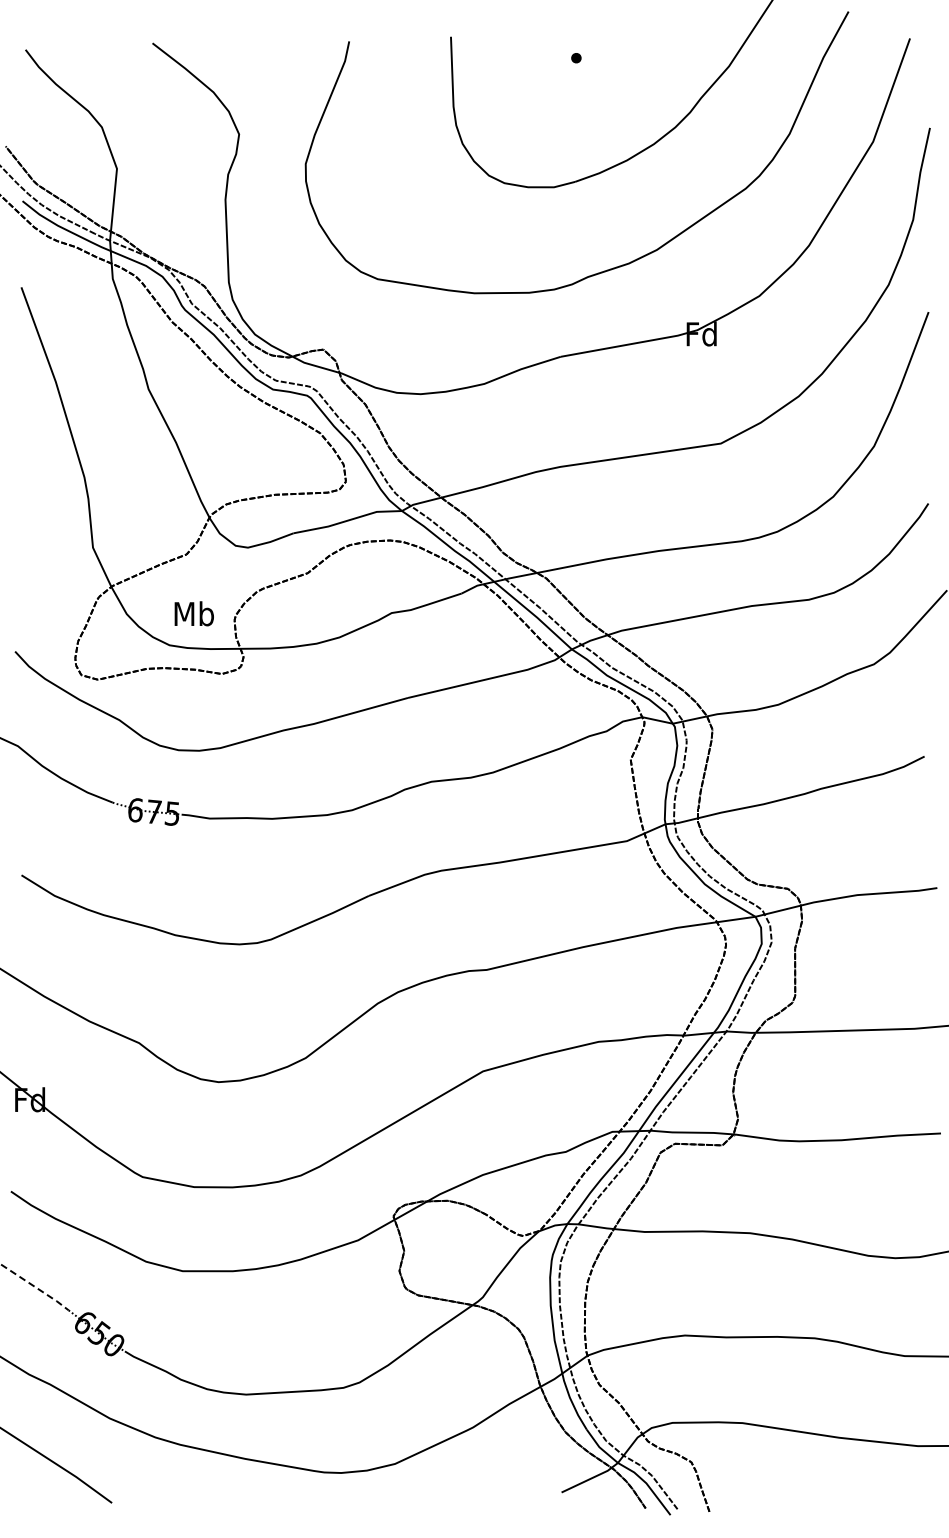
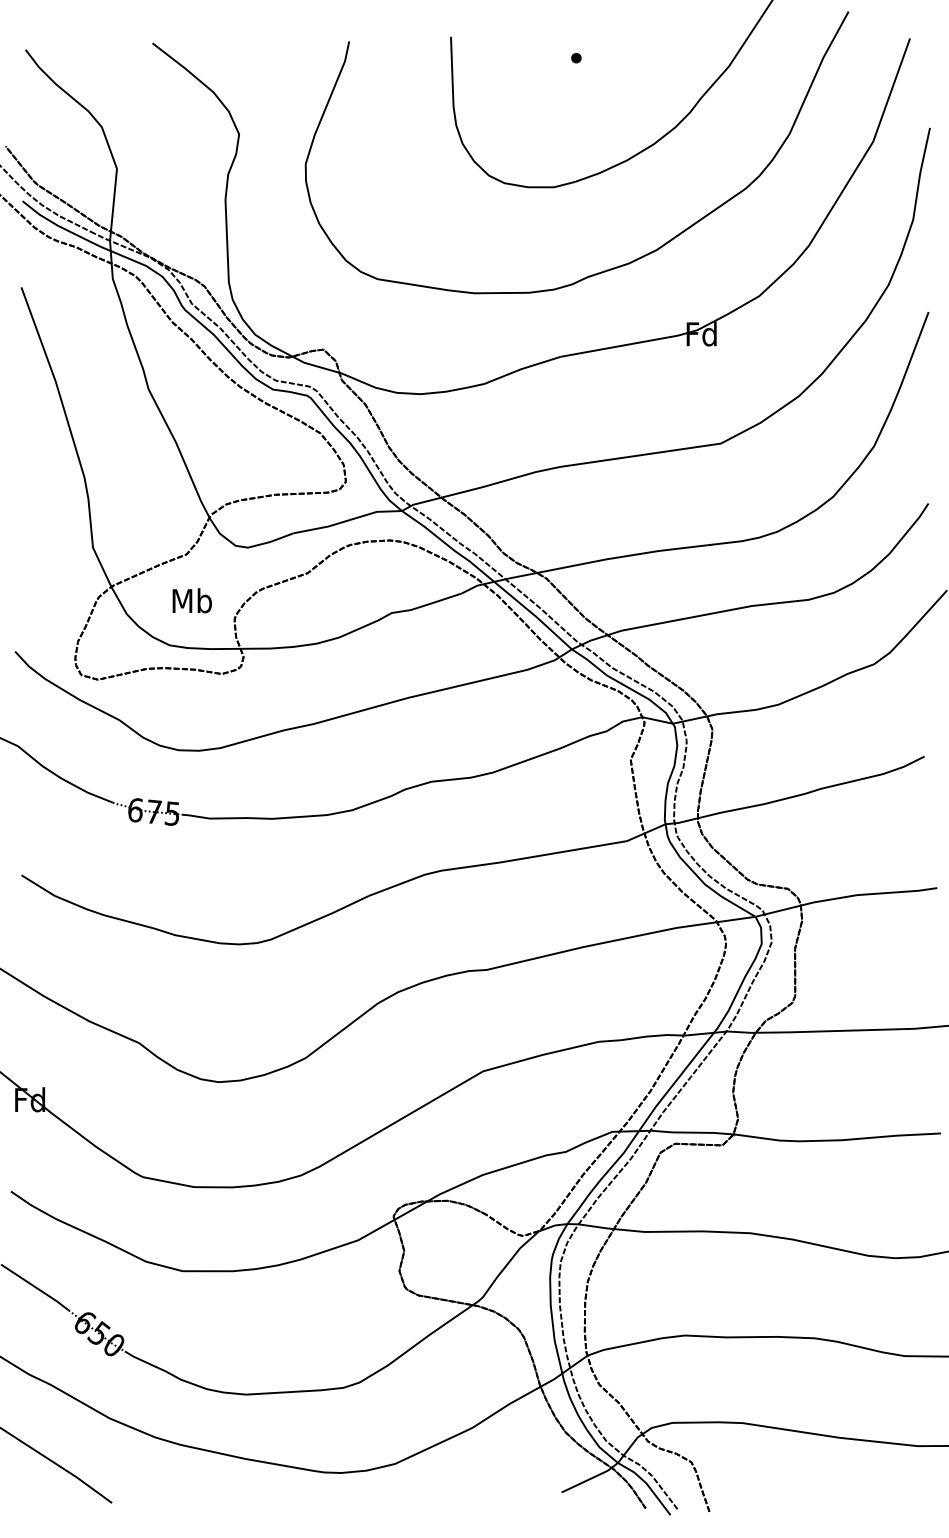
text position: (193, 613) -> (191, 600) (191, 600)
line: dashed -> solid (36, 1287)
